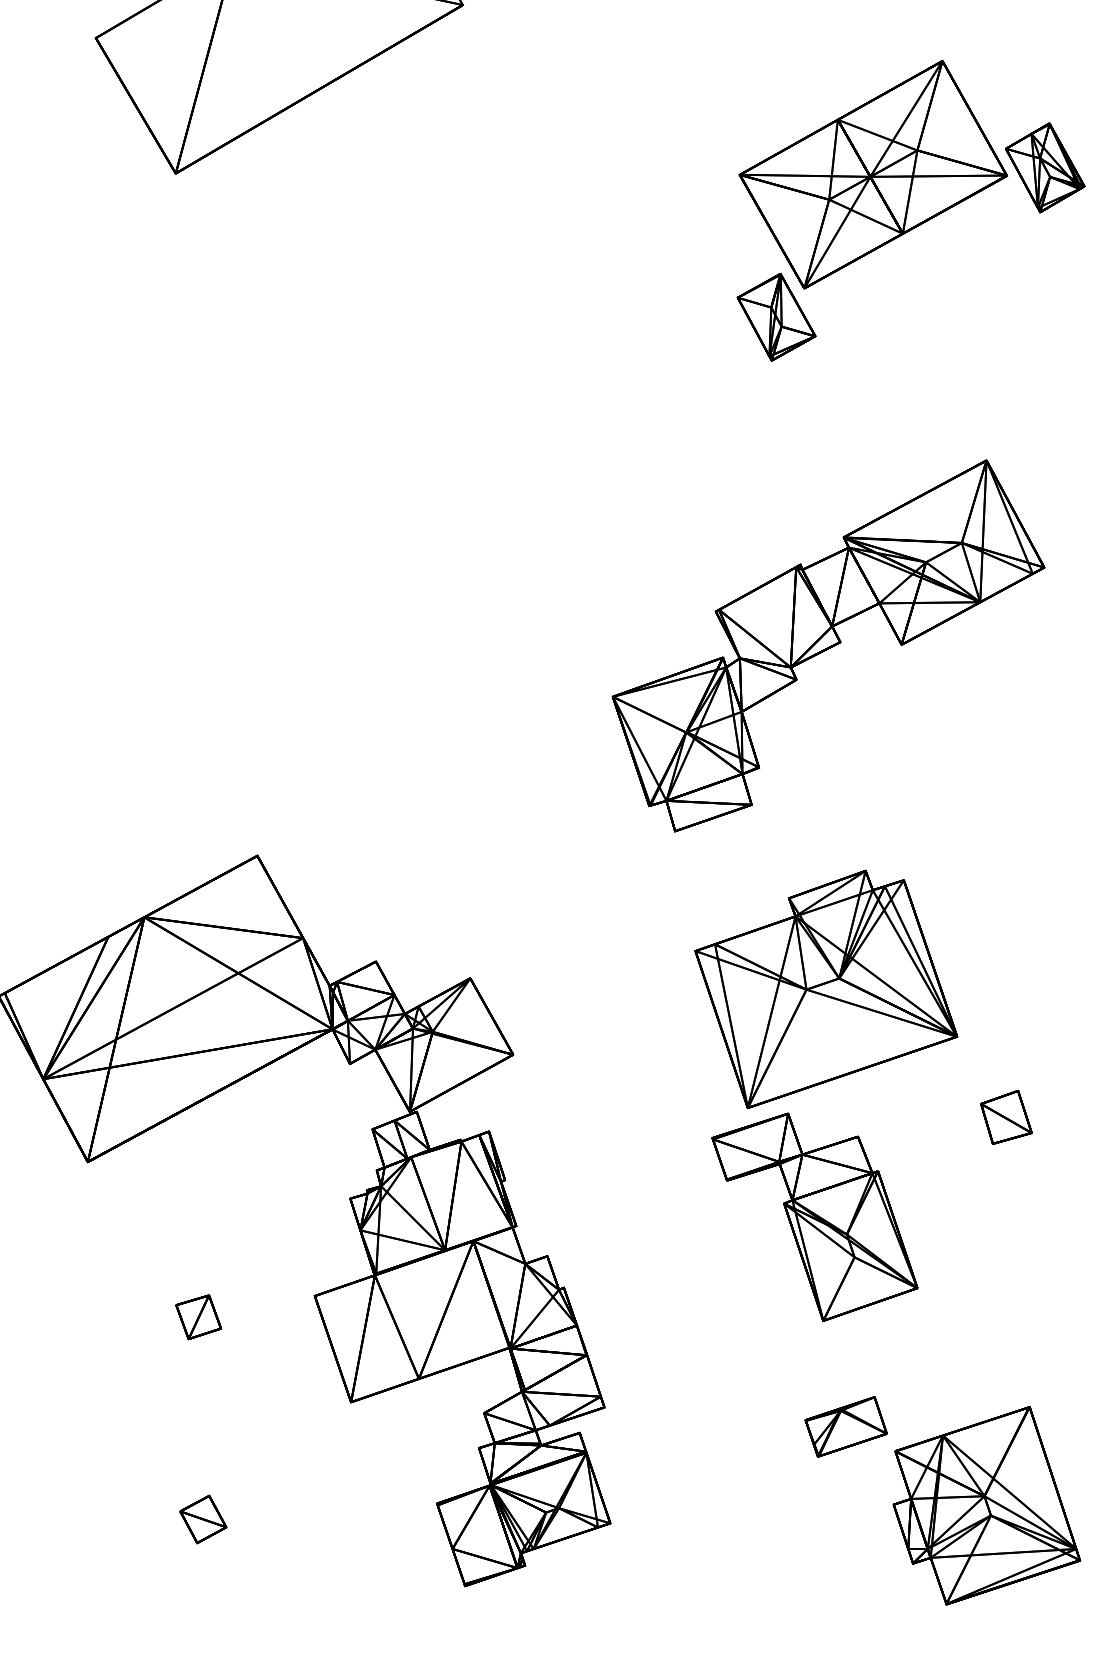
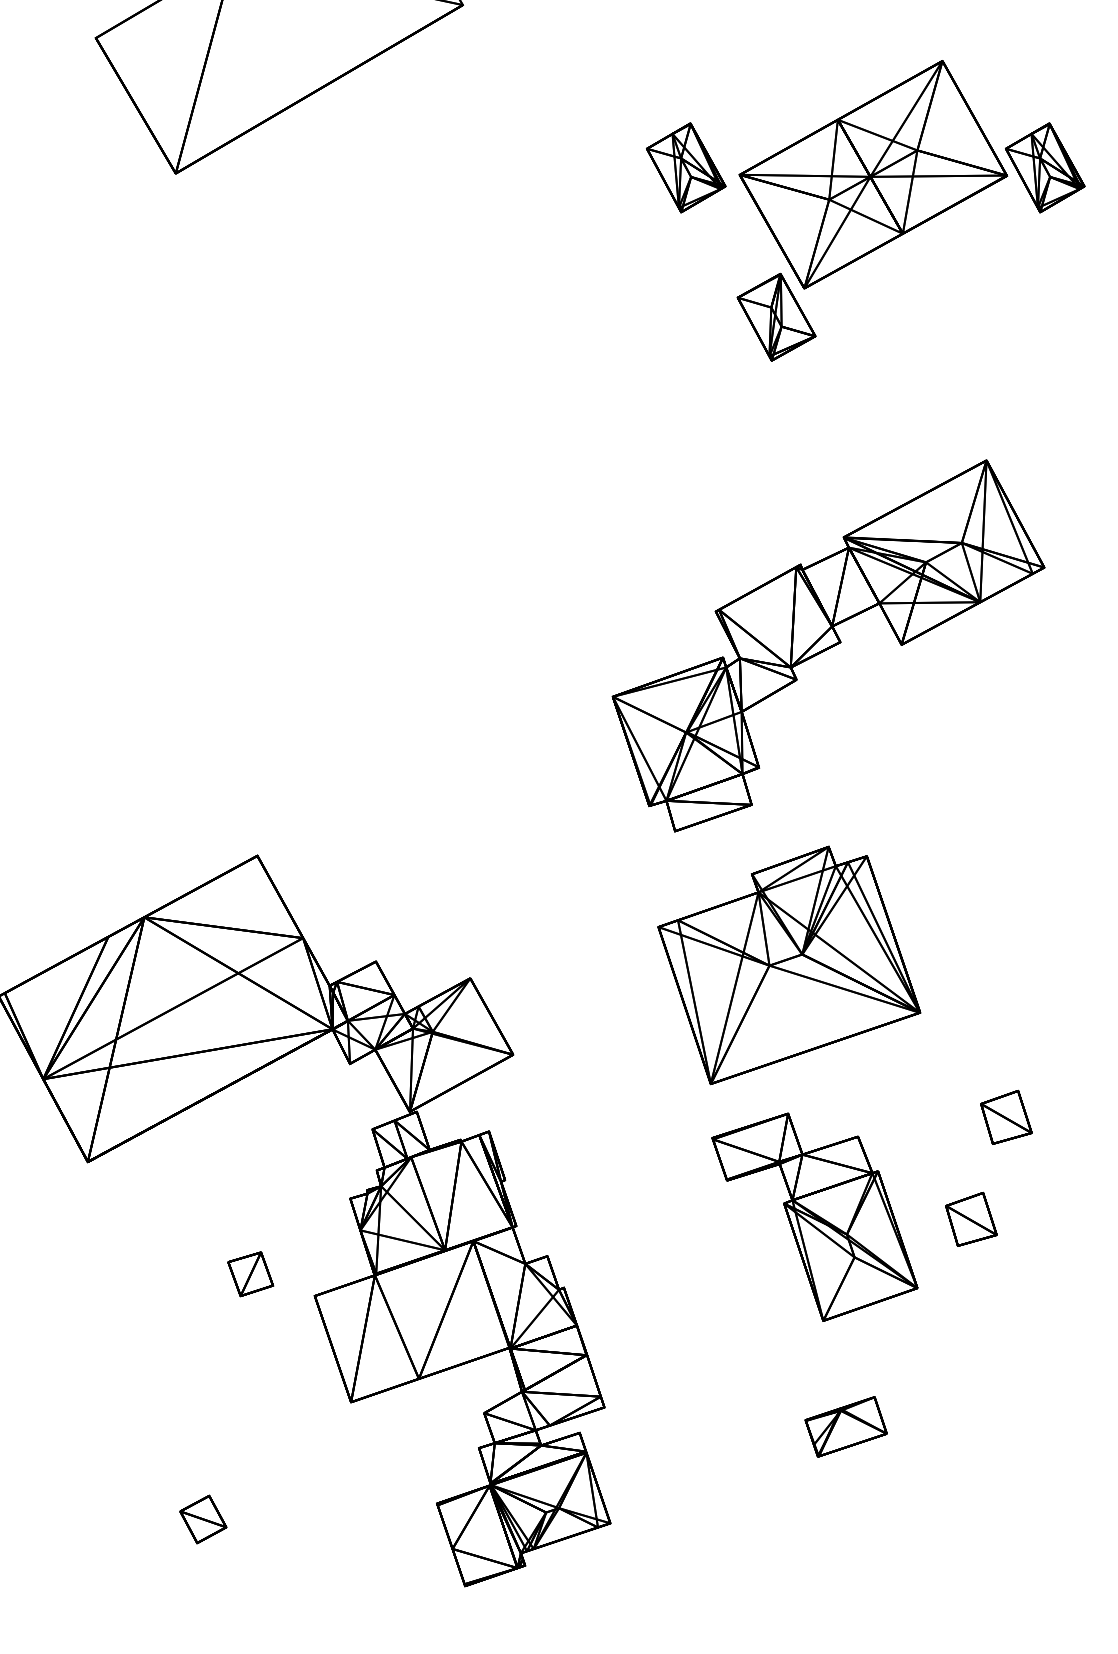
part: none -> present (686, 167)
part position: (826, 989) -> (789, 965) (789, 965)
part: none -> present (971, 1218)
part position: (198, 1317) -> (250, 1274) (250, 1274)
part: present -> none (986, 1505)
